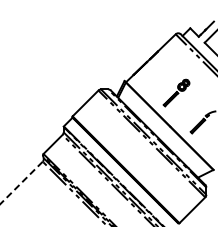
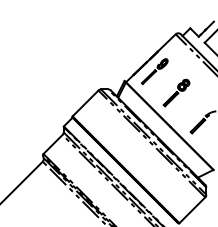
part: none -> present (154, 71)
line: dashed -> solid (21, 182)
